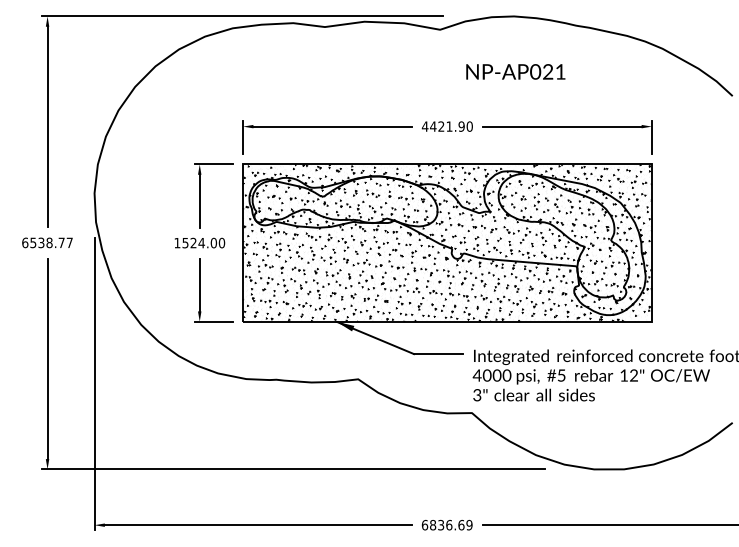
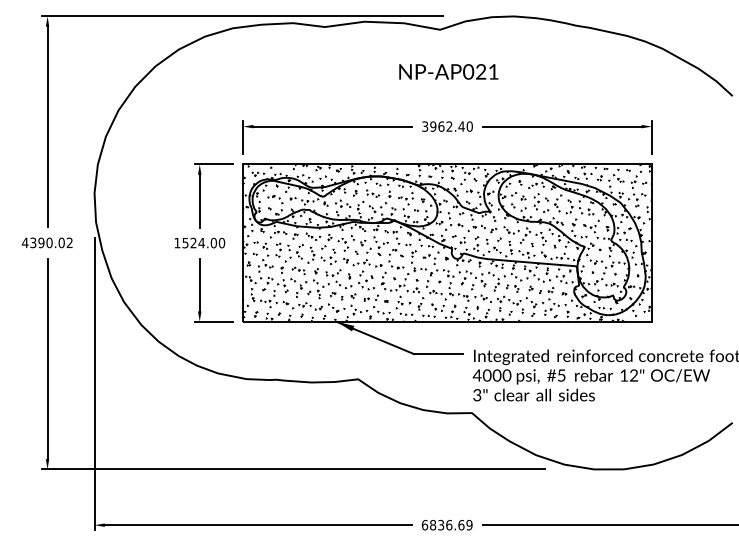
text position: (515, 71) -> (448, 71) (448, 71)
text: 4421.90 -> 3962.40 (442, 126)
text: 6538.77 -> 4390.02 (46, 242)
